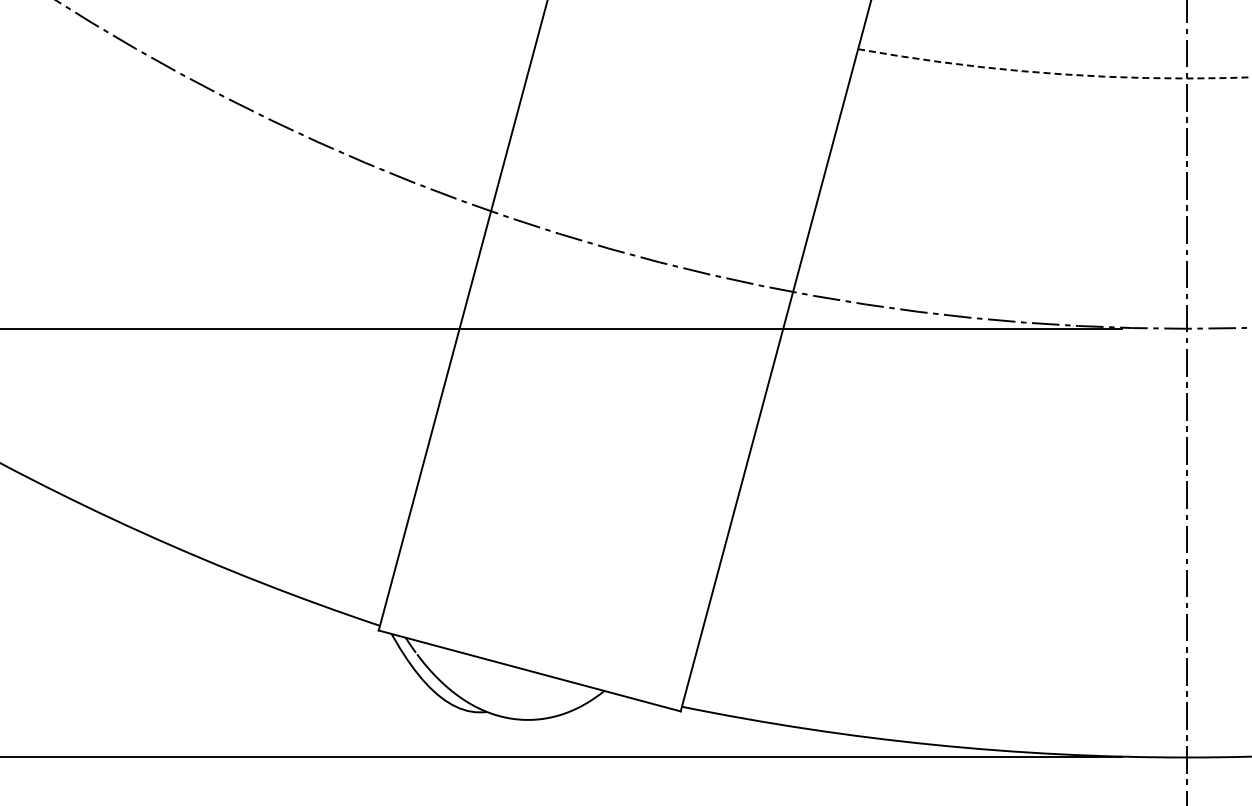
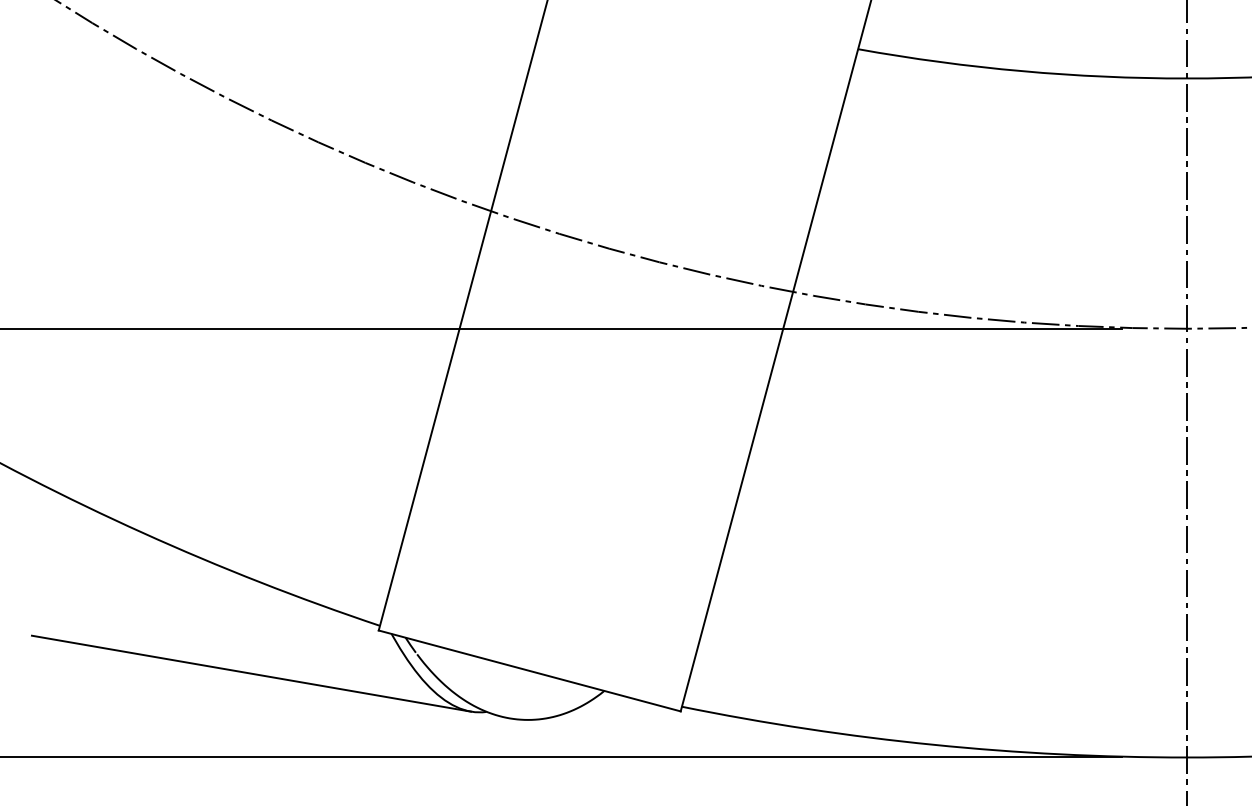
arc: dashed -> solid (1055, 73)
line: none -> present (251, 673)
